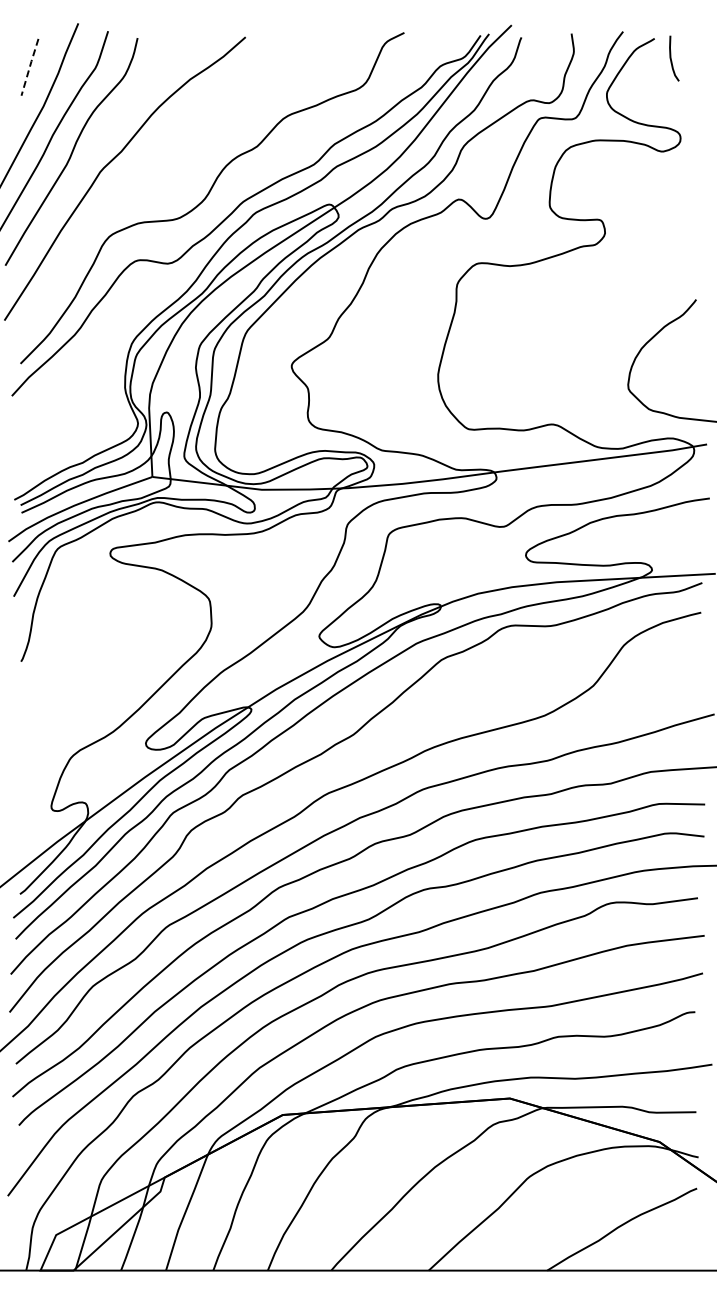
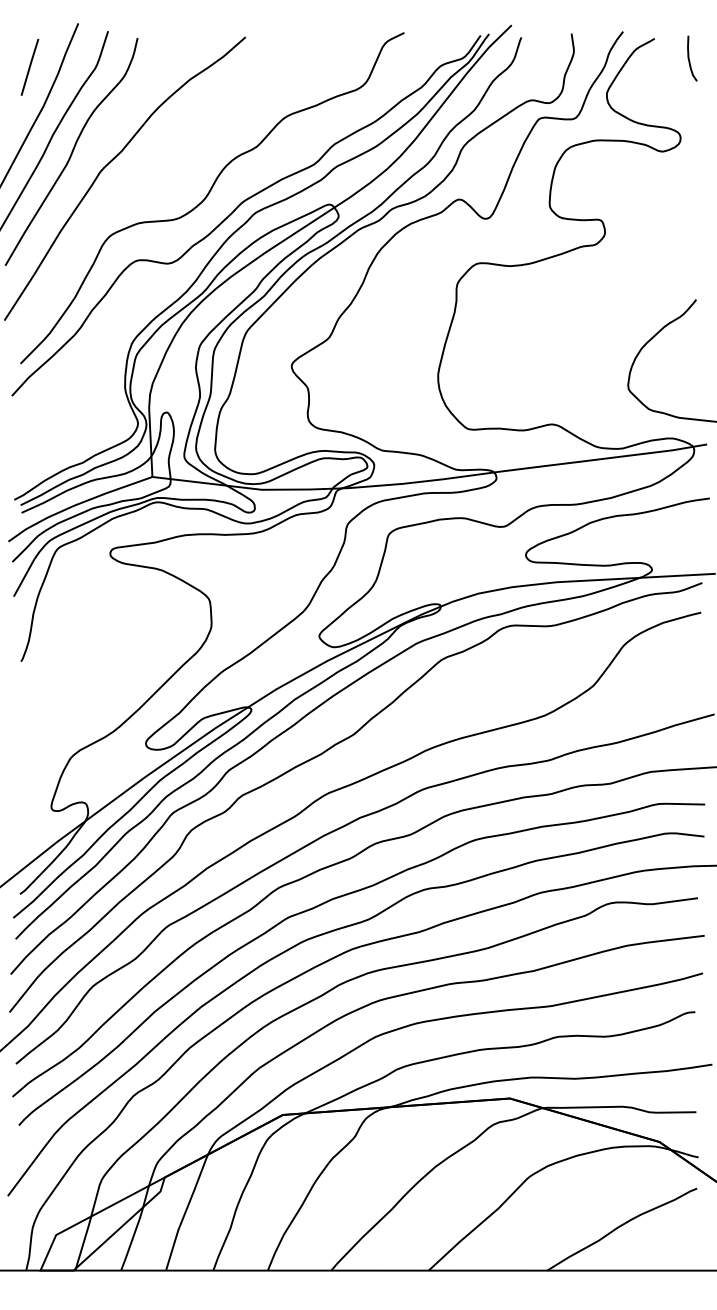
curve position: (671, 58) -> (689, 58) (689, 58)
line: dashed -> solid (29, 67)
